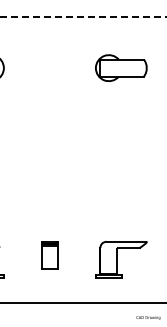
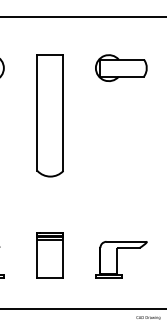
line: dashed -> solid (83, 16)
part: none -> present (49, 115)
part size: 18x29 px -> 28x47 px (49, 255)
line position: (82, 302) -> (82, 308) (82, 308)
